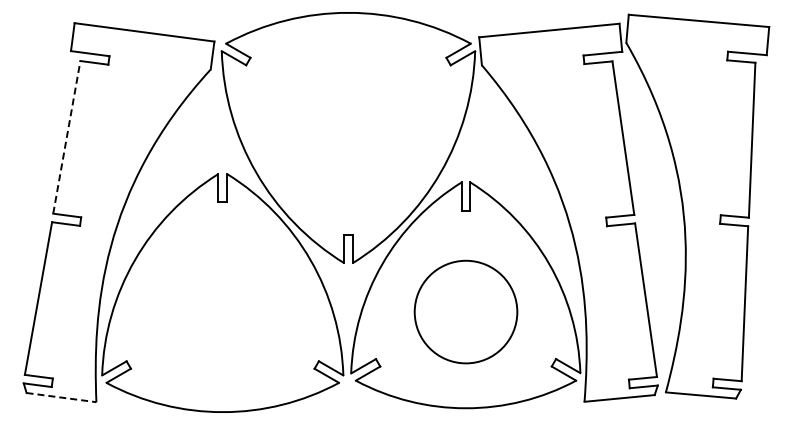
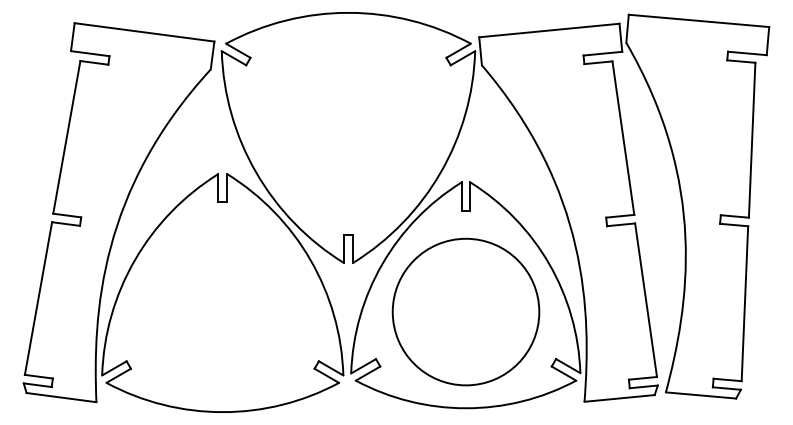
line: dashed -> solid (66, 137)
circle diameter: 103 px -> 147 px (465, 311)
line: dashed -> solid (62, 397)
